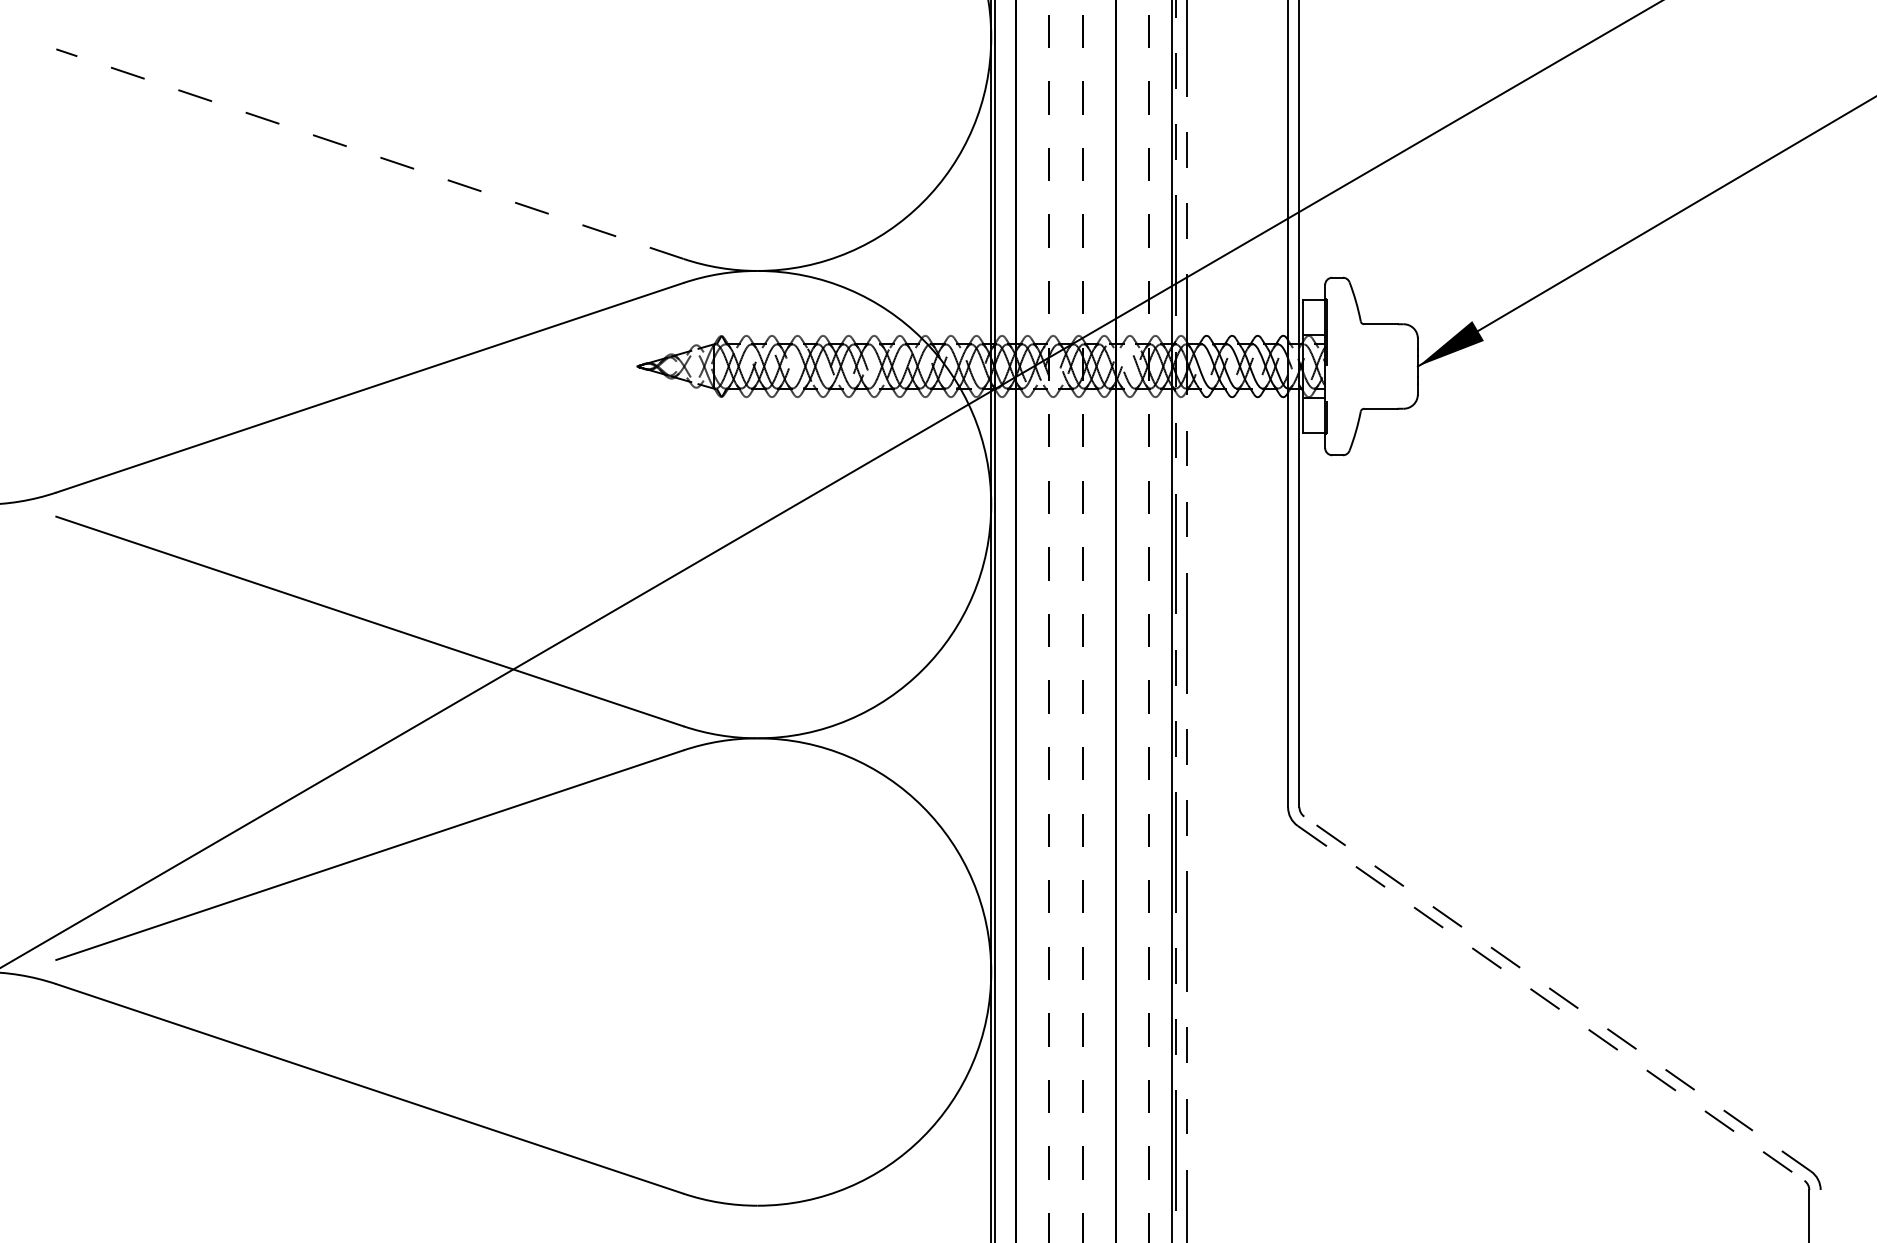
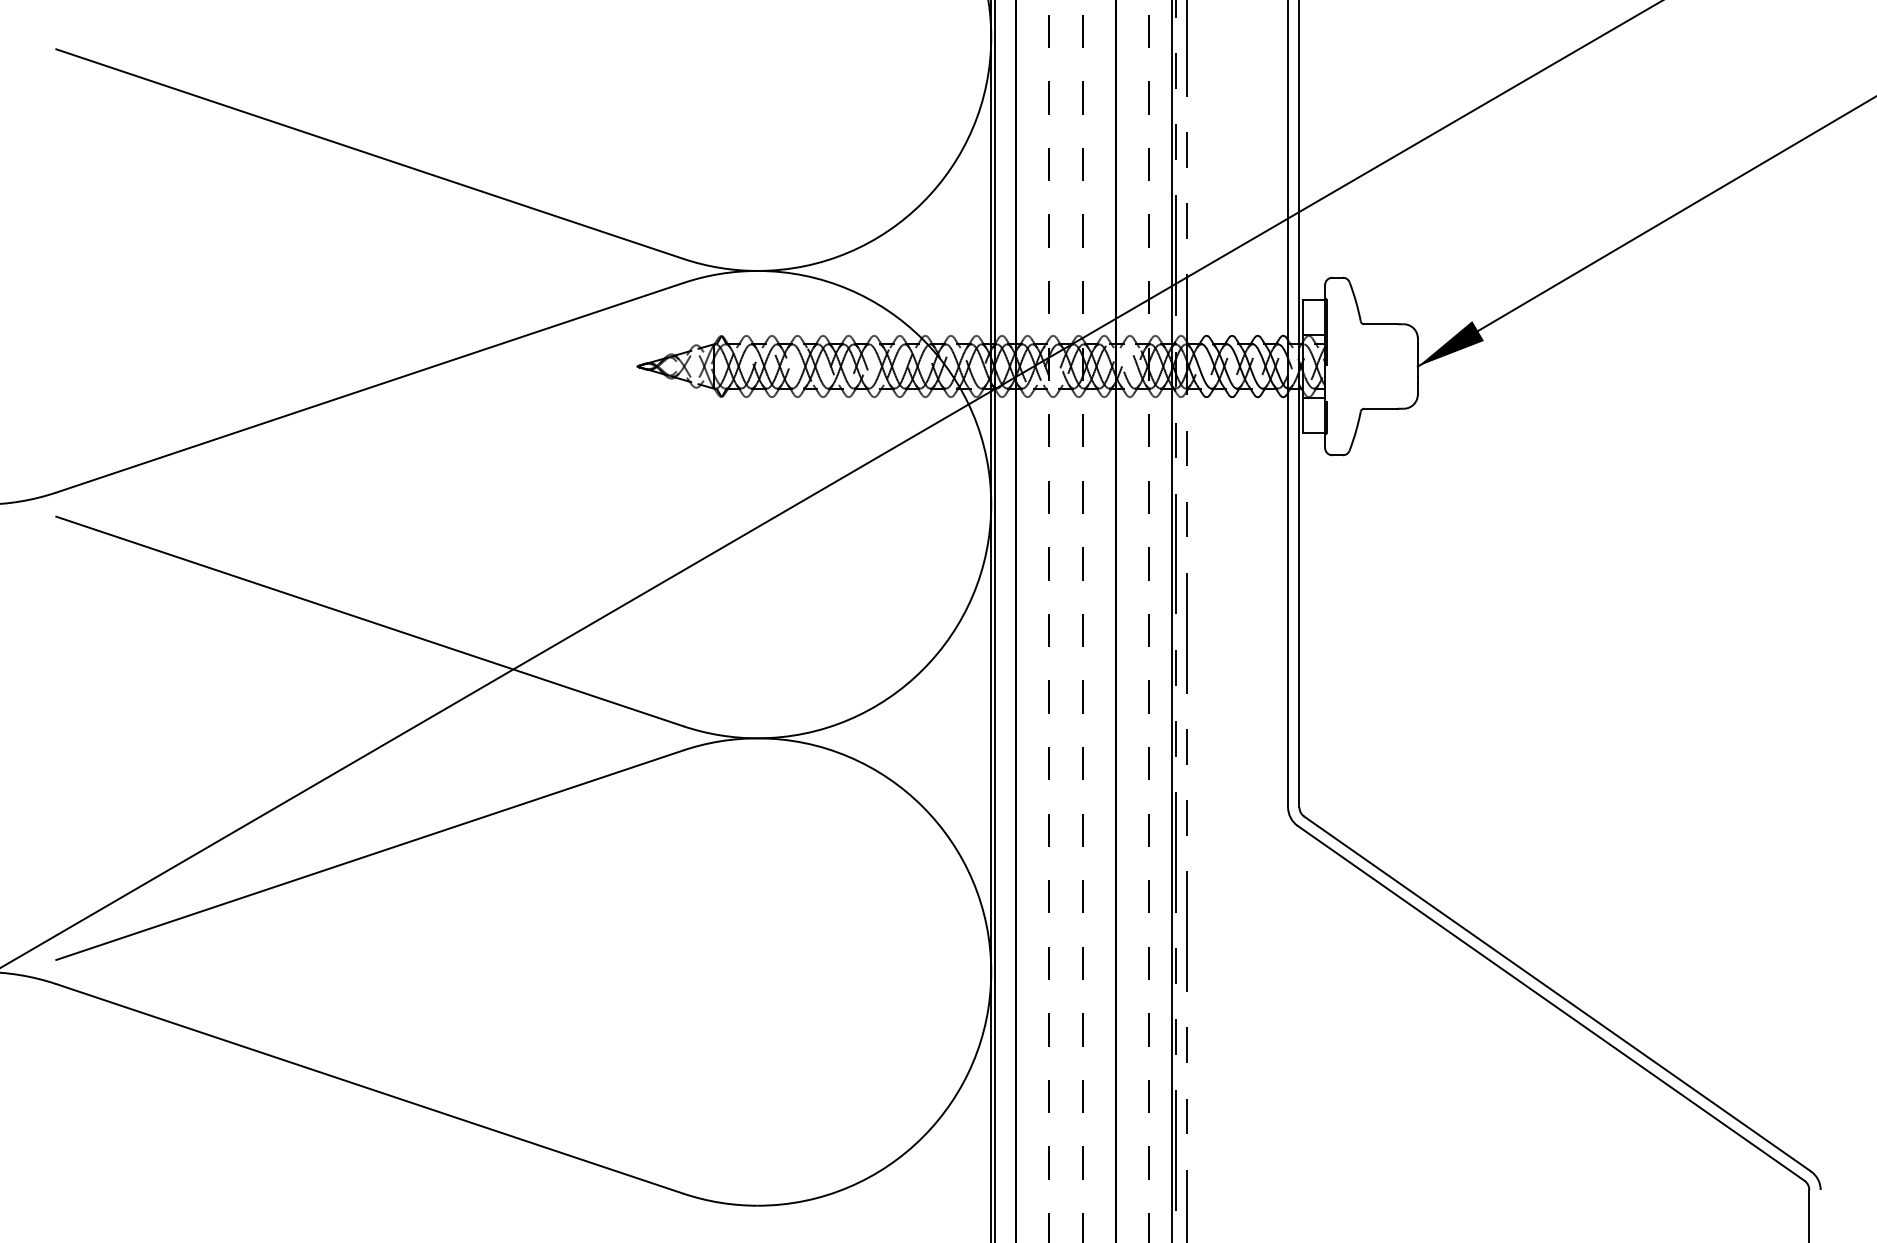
line: dashed -> solid (369, 154)
line: dashed -> solid (1557, 993)
line: dashed -> solid (1551, 1003)
